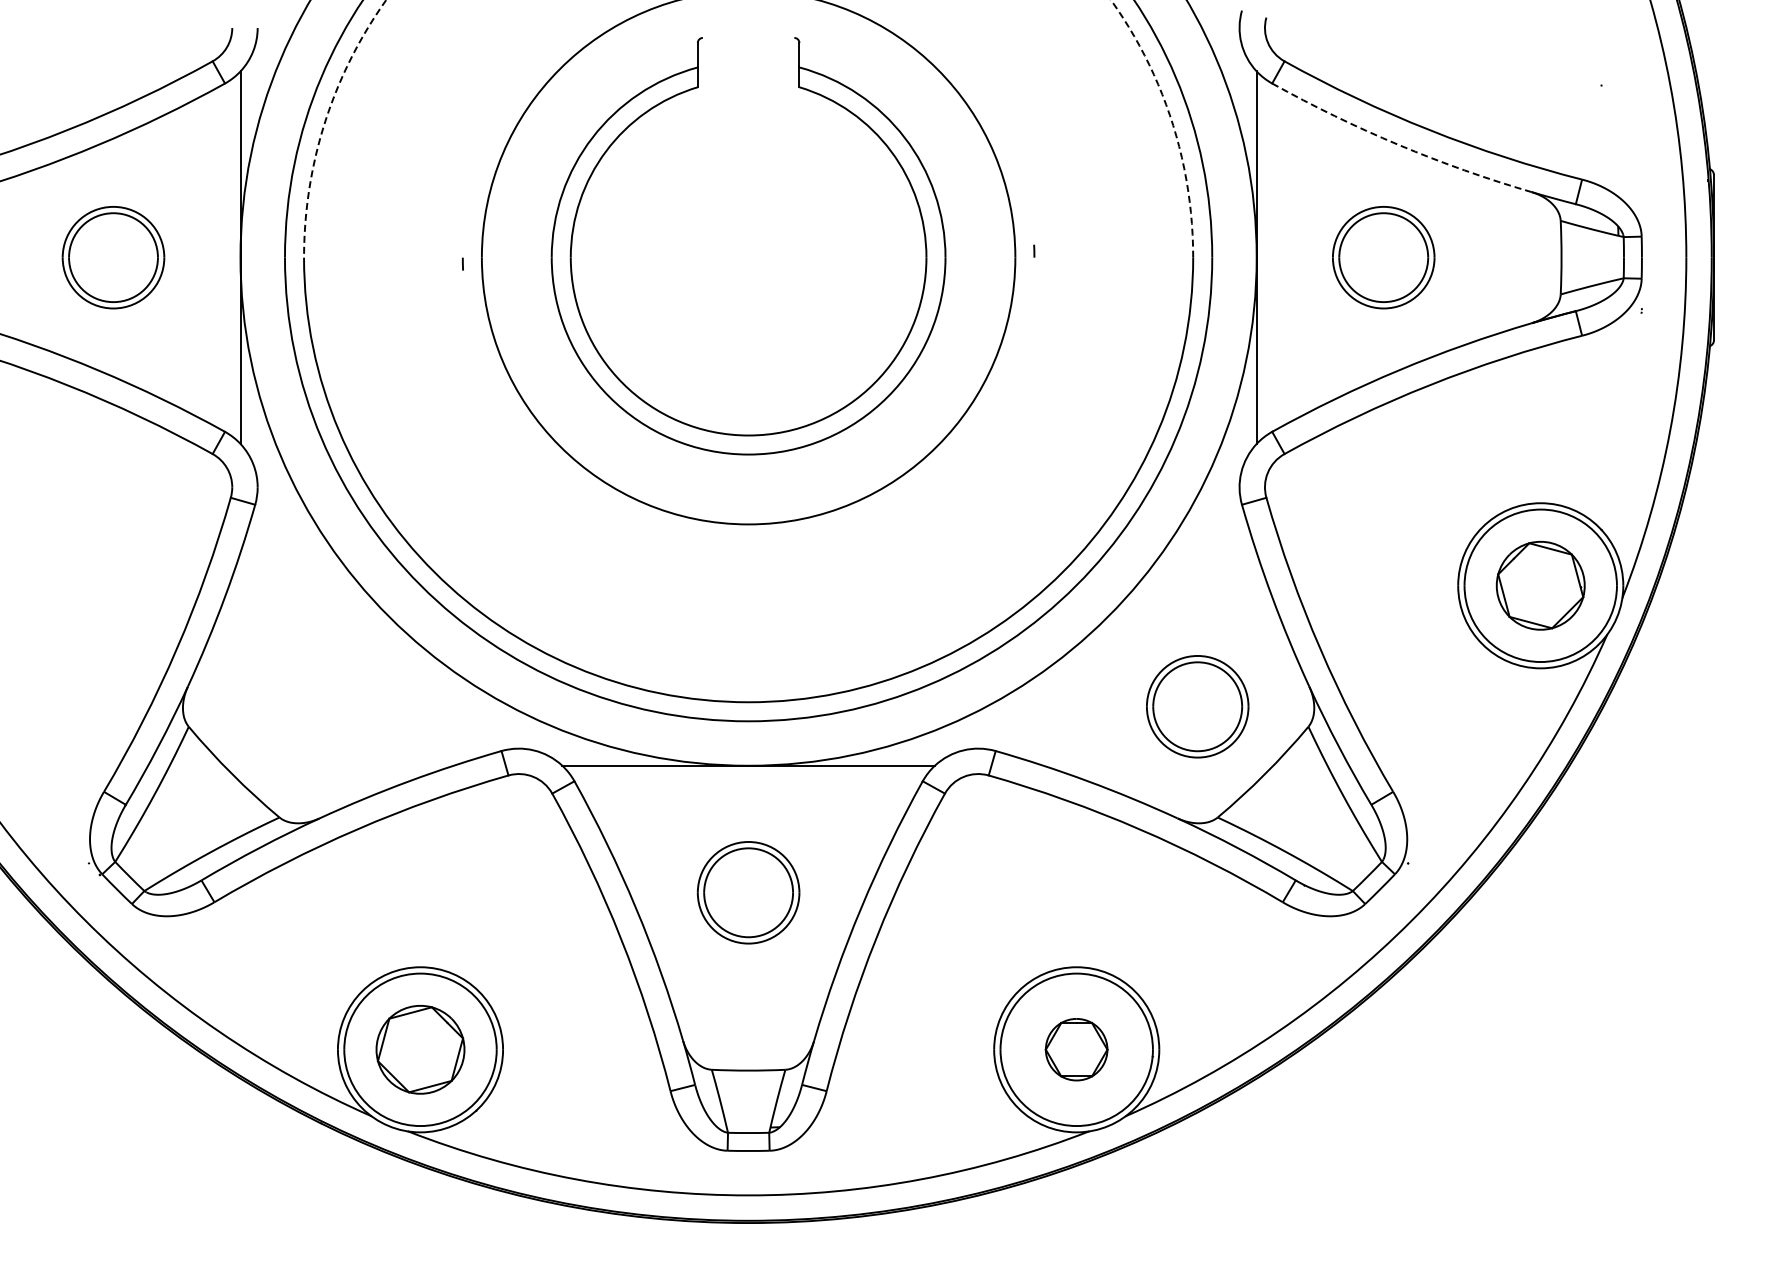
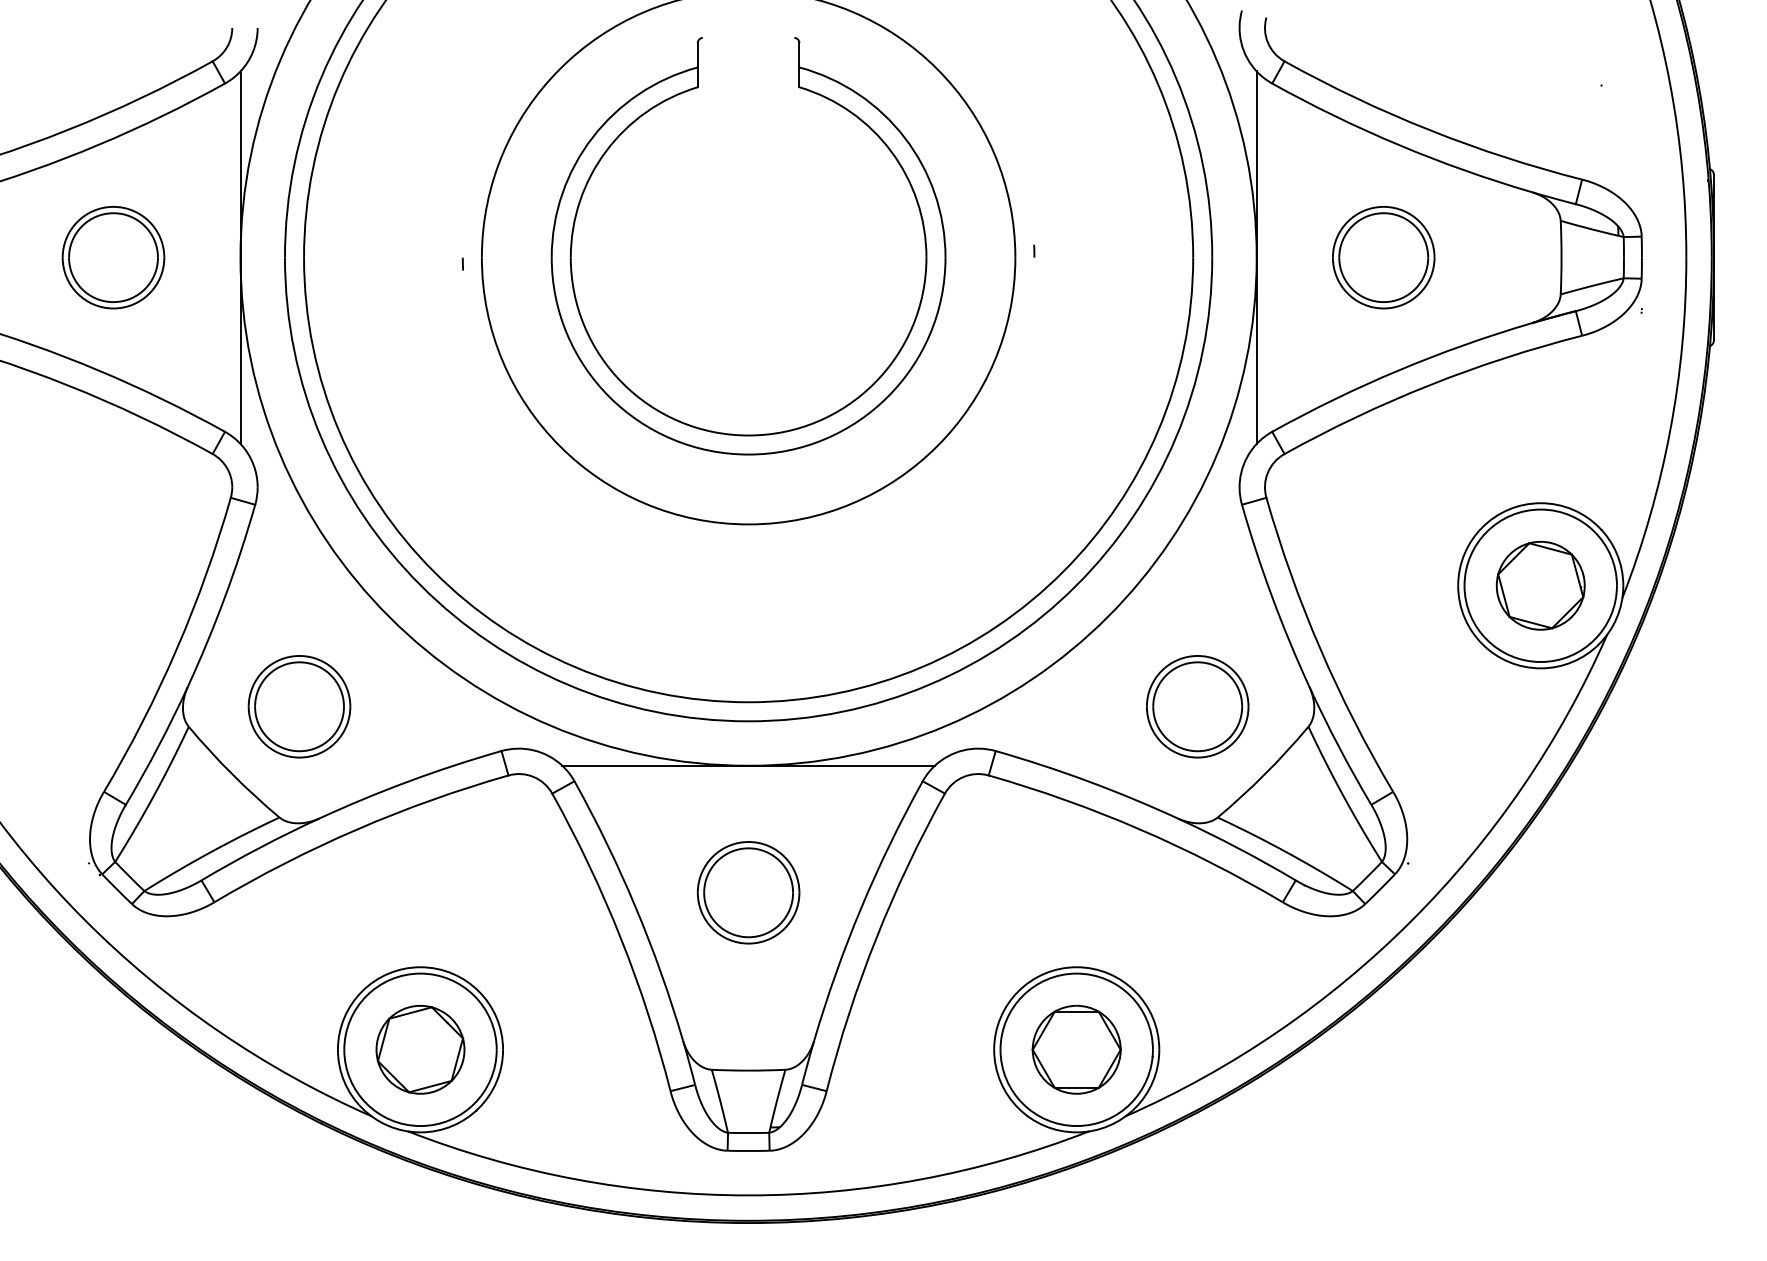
arc: dashed -> solid (386, 0)
arc: dashed -> solid (1398, 145)
part: none -> present (299, 706)
part size: 65x64 px -> 91x91 px (1076, 1049)
